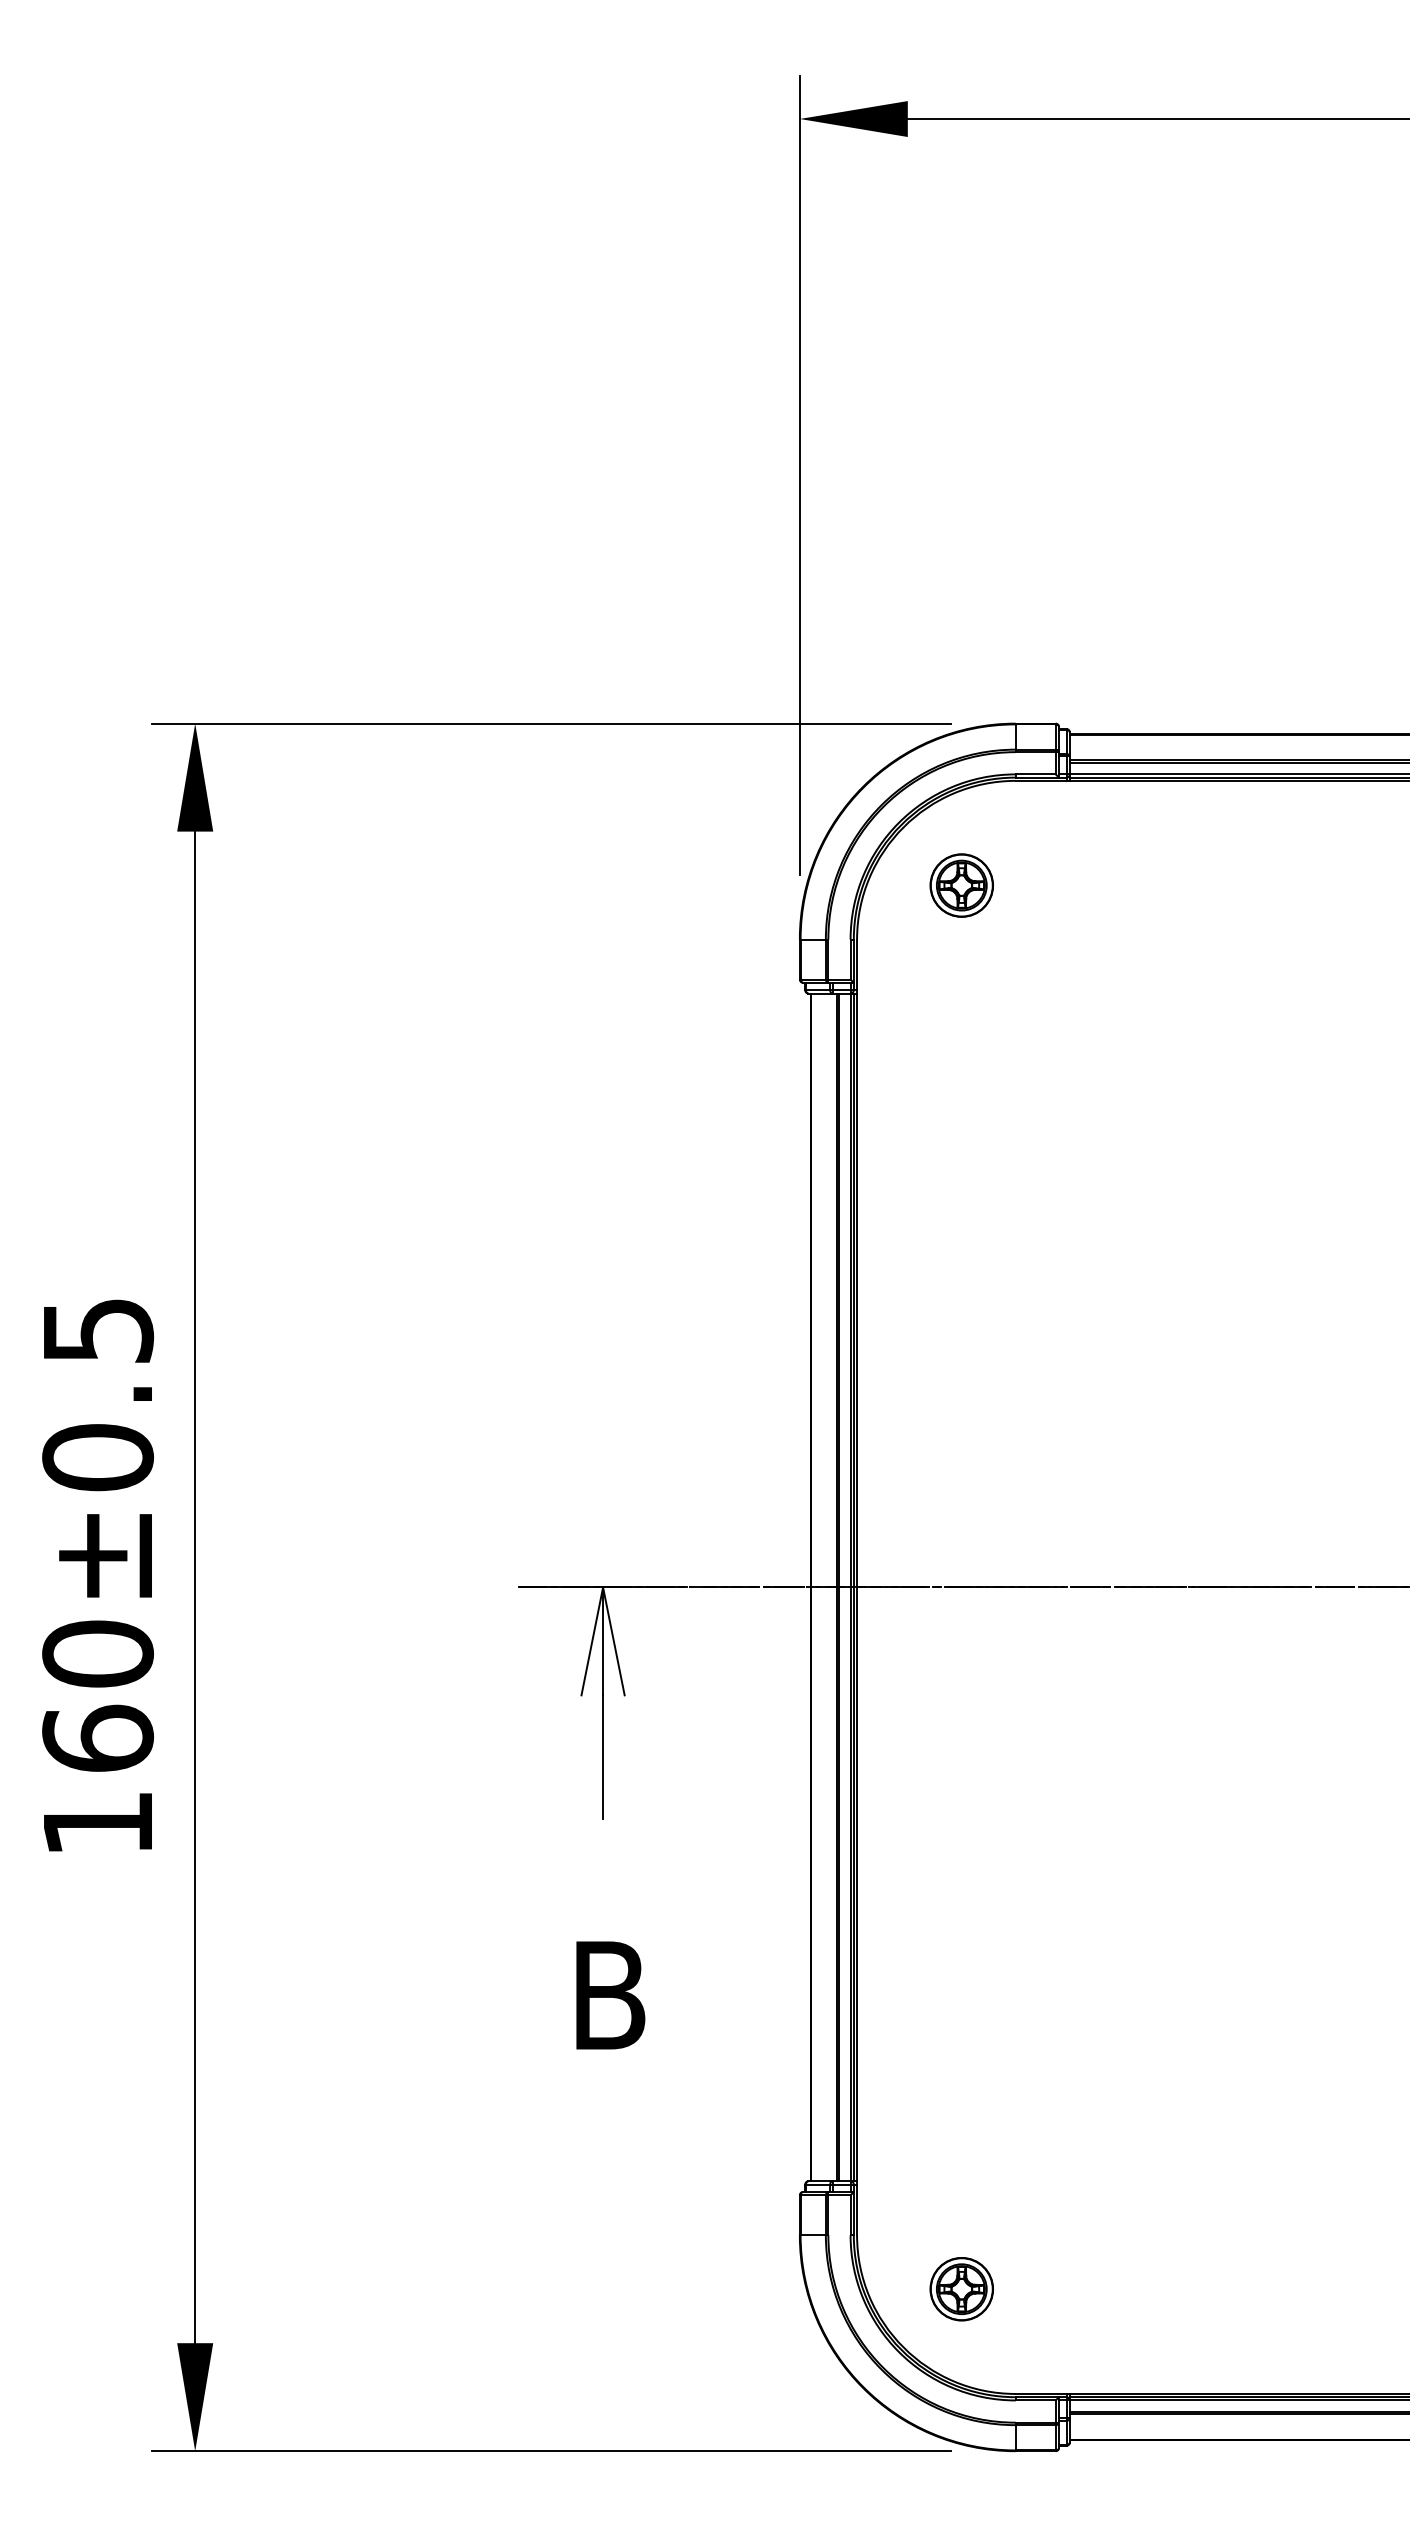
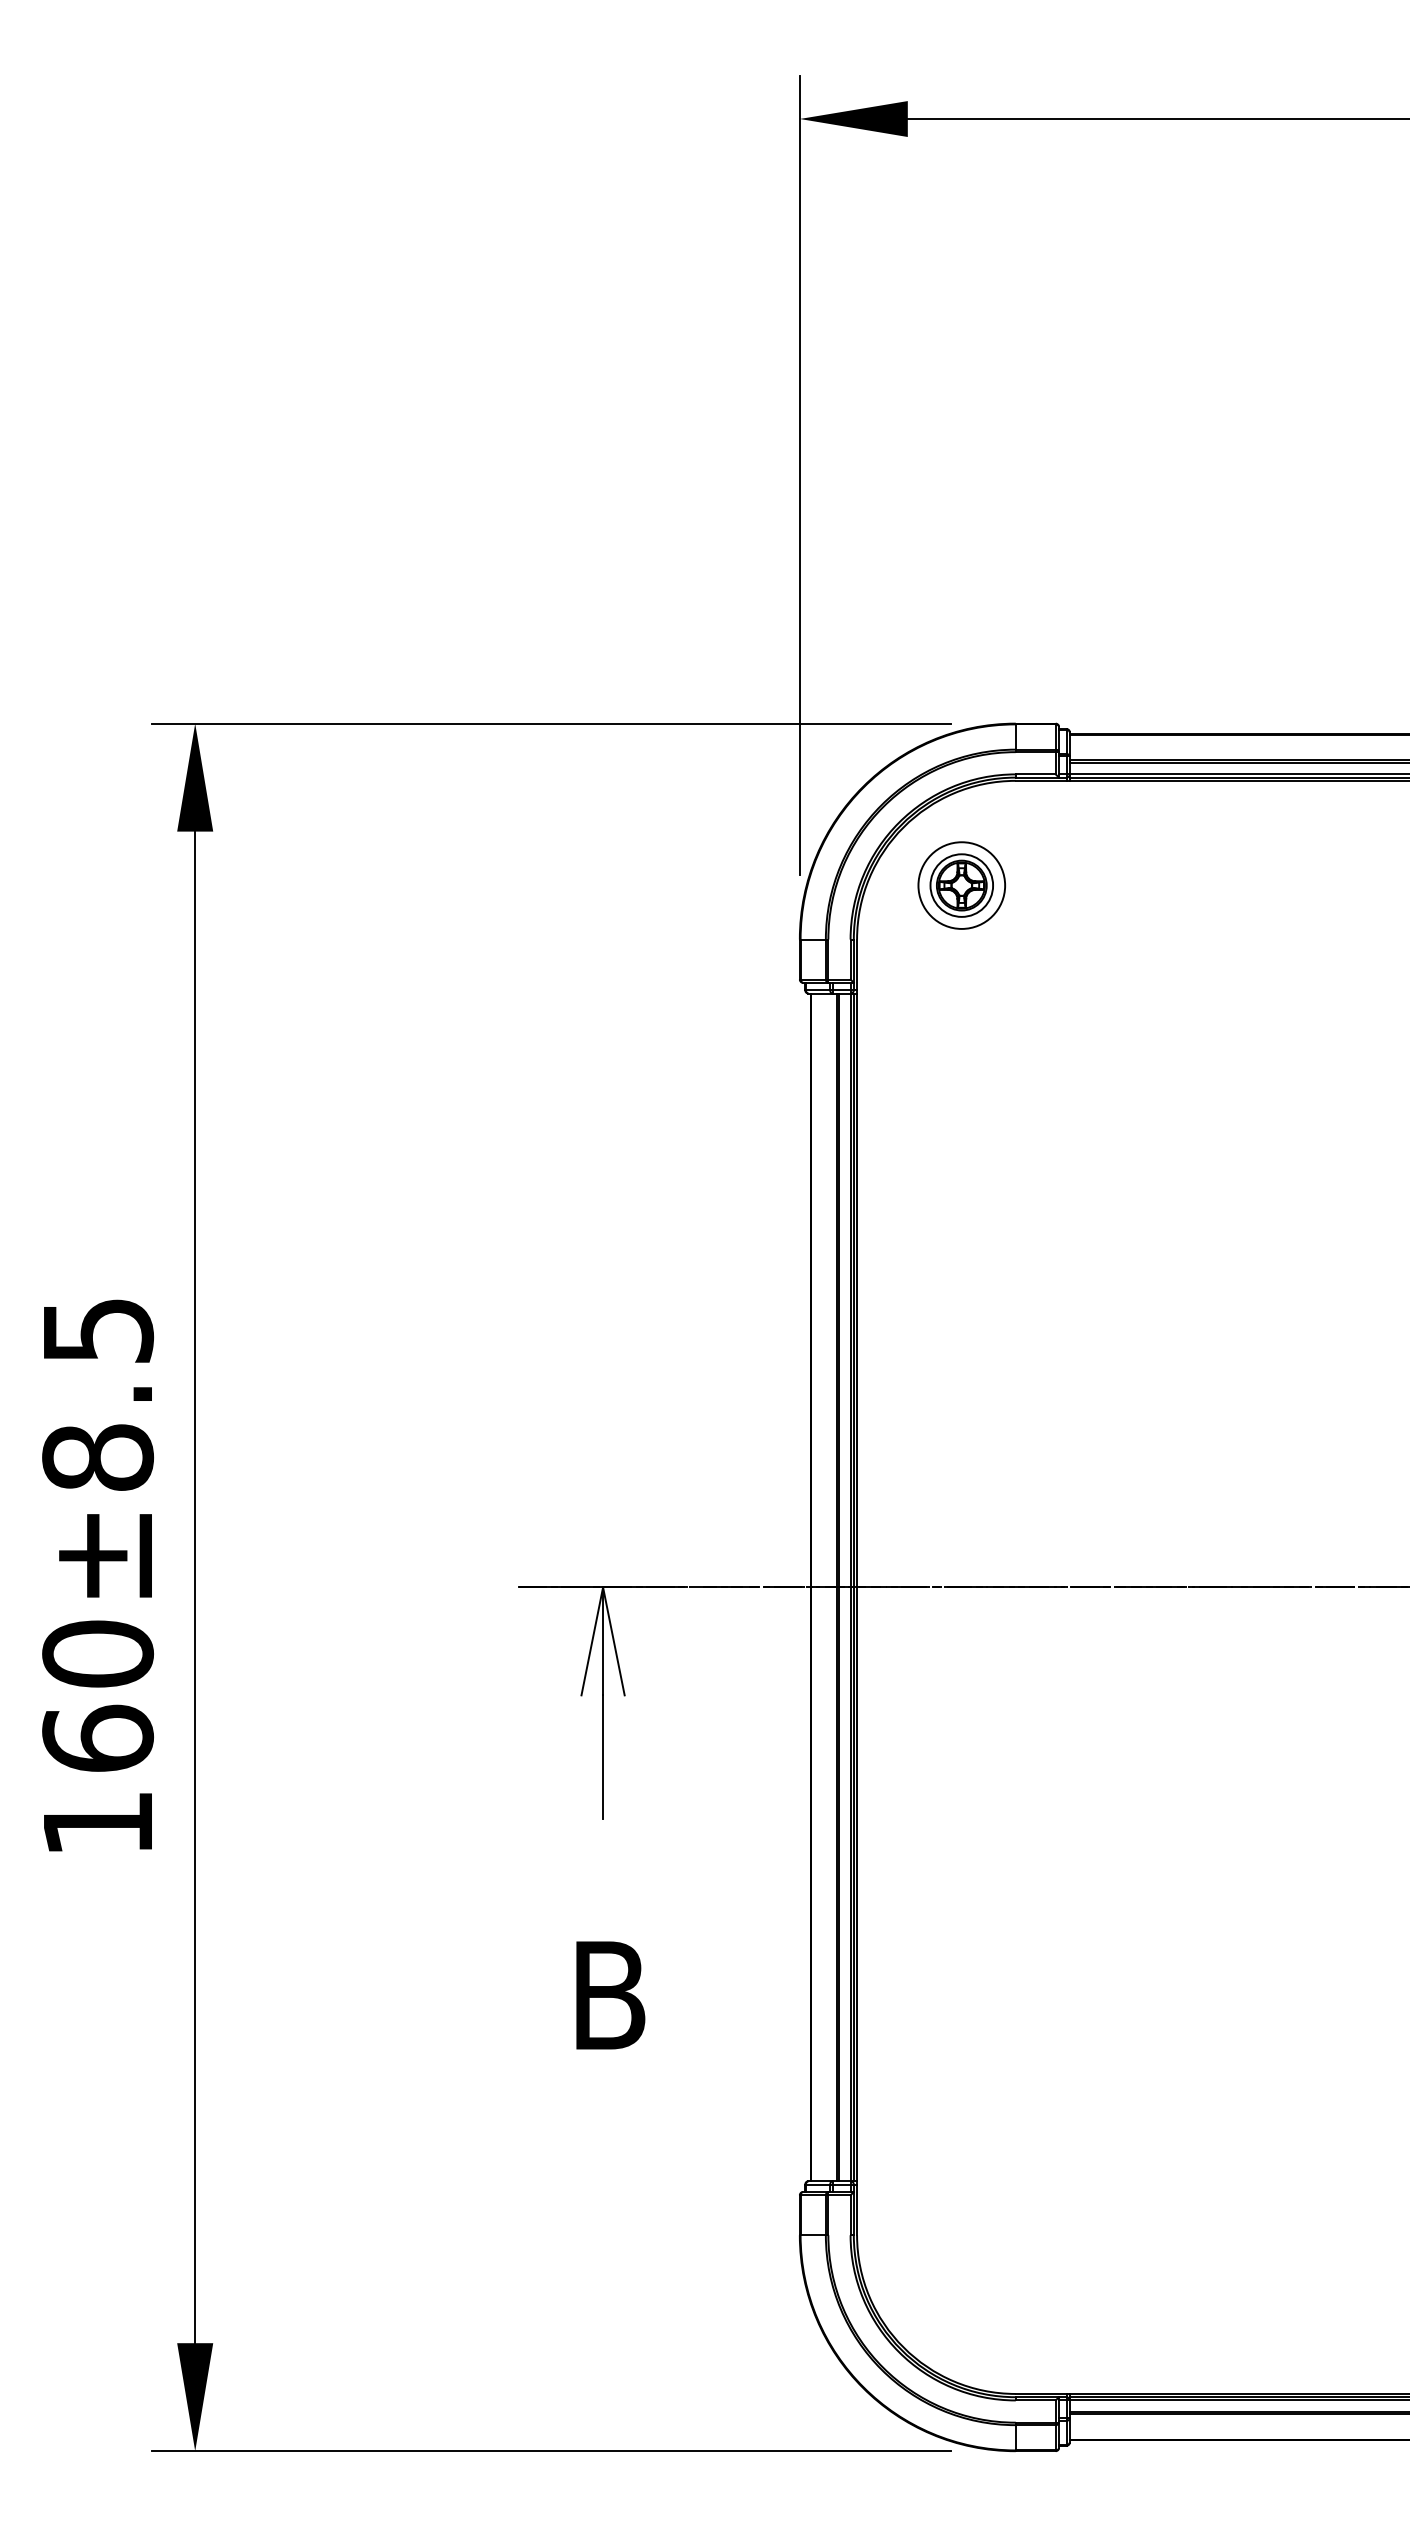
circle diameter: 62 px -> 87 px (961, 885)
text: 160±0.5 -> 160±8.5 (97, 1457)
part: present -> none (961, 2289)
